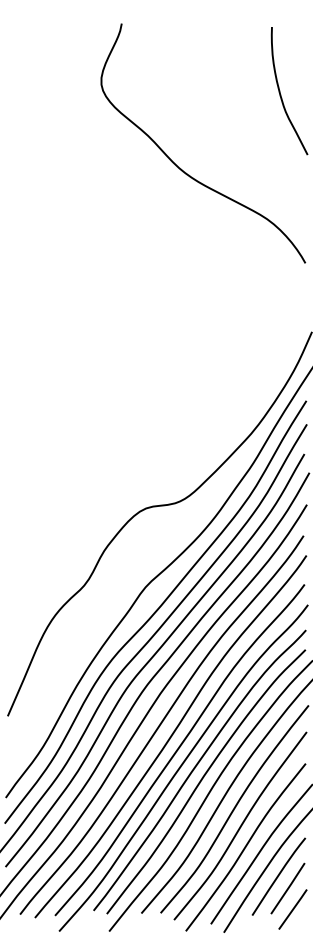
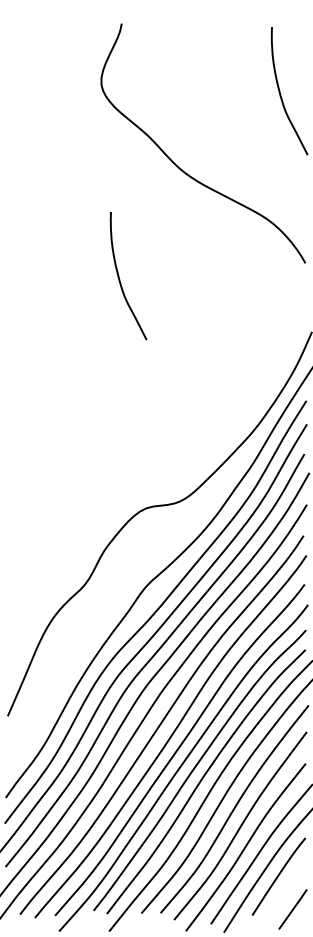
curve: none -> present (120, 279)
line: present -> none (287, 888)
